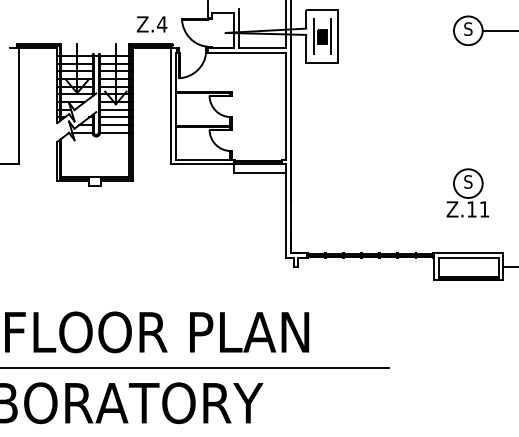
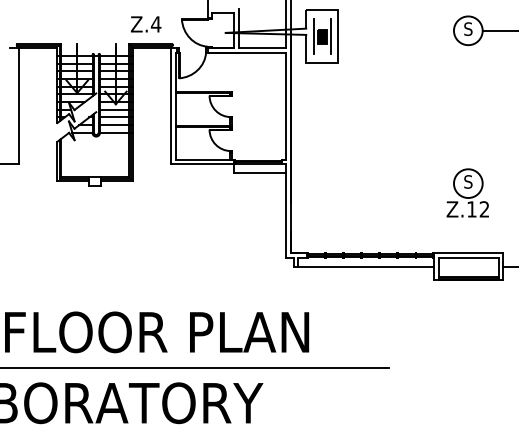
text position: (152, 24) -> (146, 24) (146, 24)
text: Z.11 -> Z.12 (484, 209)
line: none -> present (366, 266)
